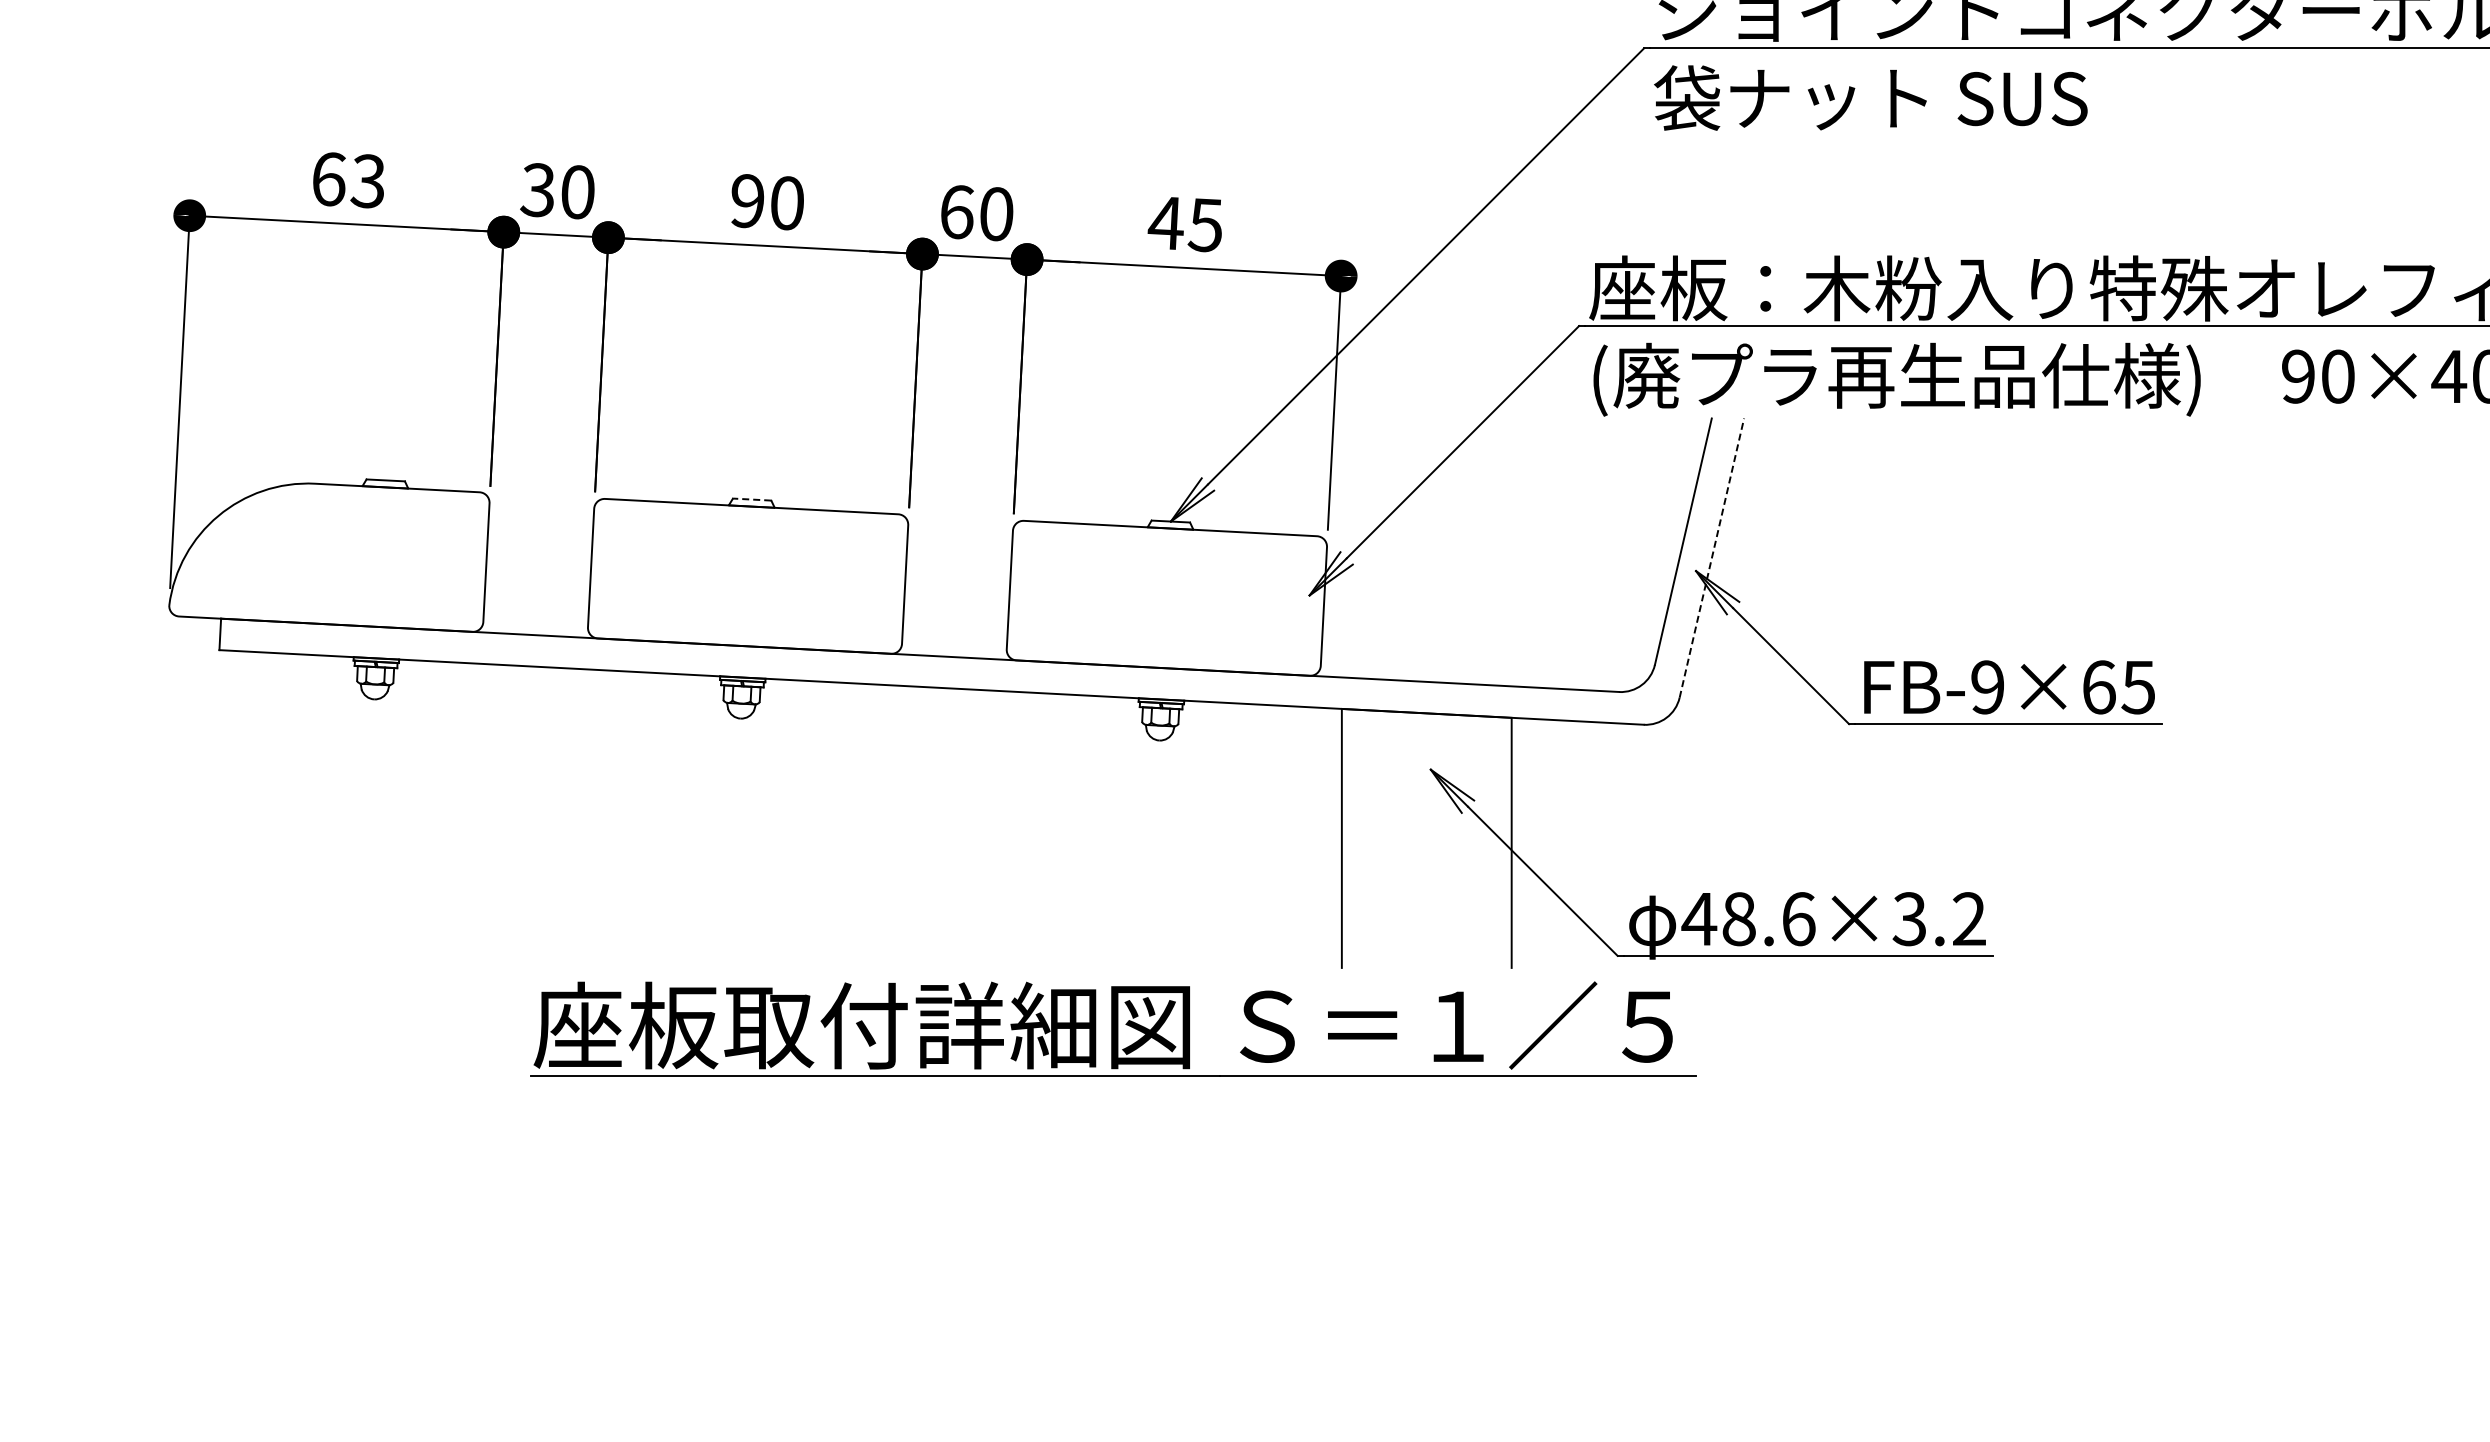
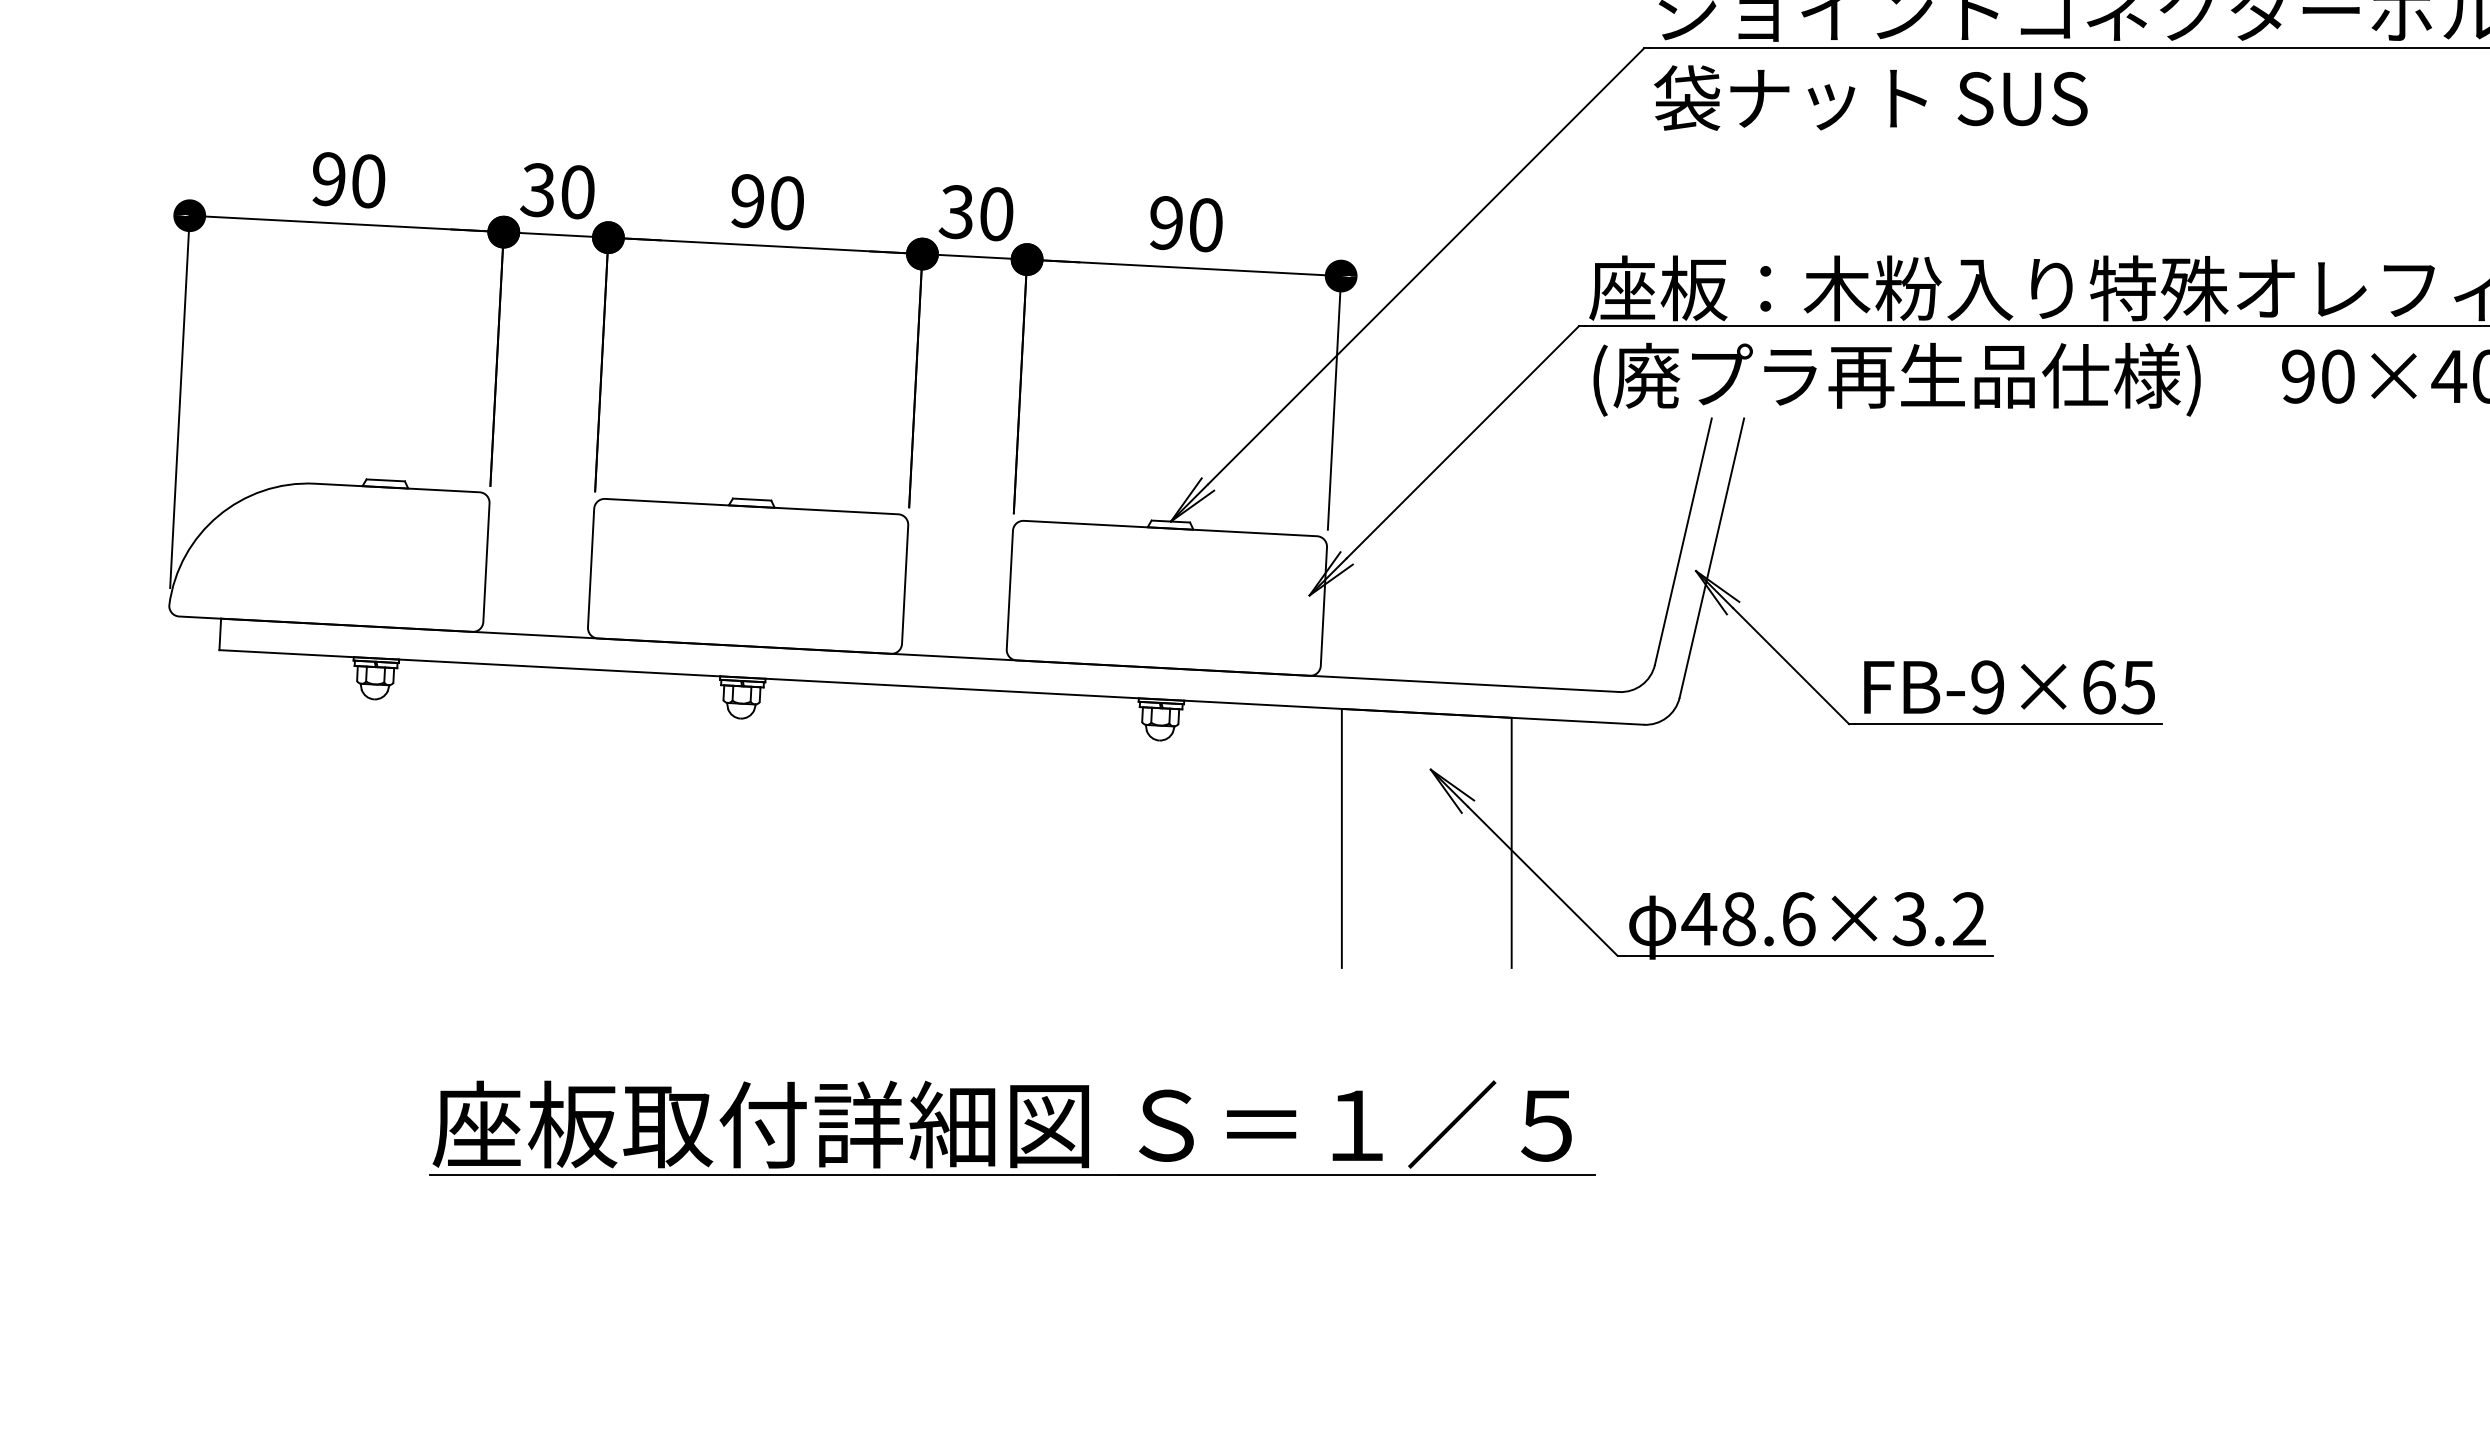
text: 63 -> 90 (348, 180)
text: 60 -> 30 (955, 212)
text: 45 -> 90 (1184, 224)
line: dashed -> solid (751, 499)
line: dashed -> solid (1712, 557)
part position: (1113, 1028) -> (1012, 1127) (1012, 1127)
